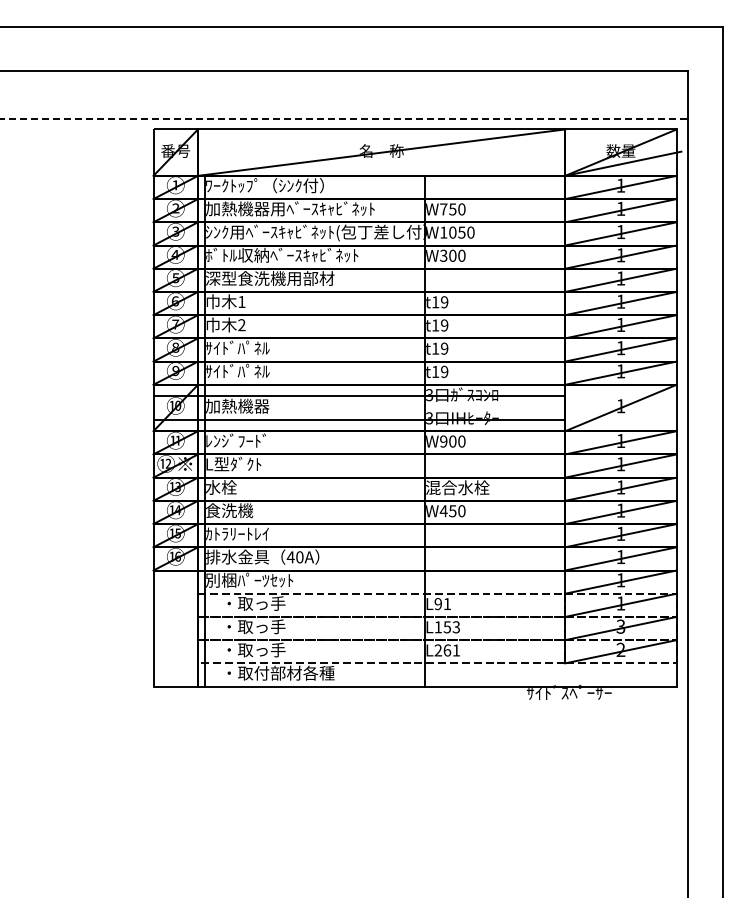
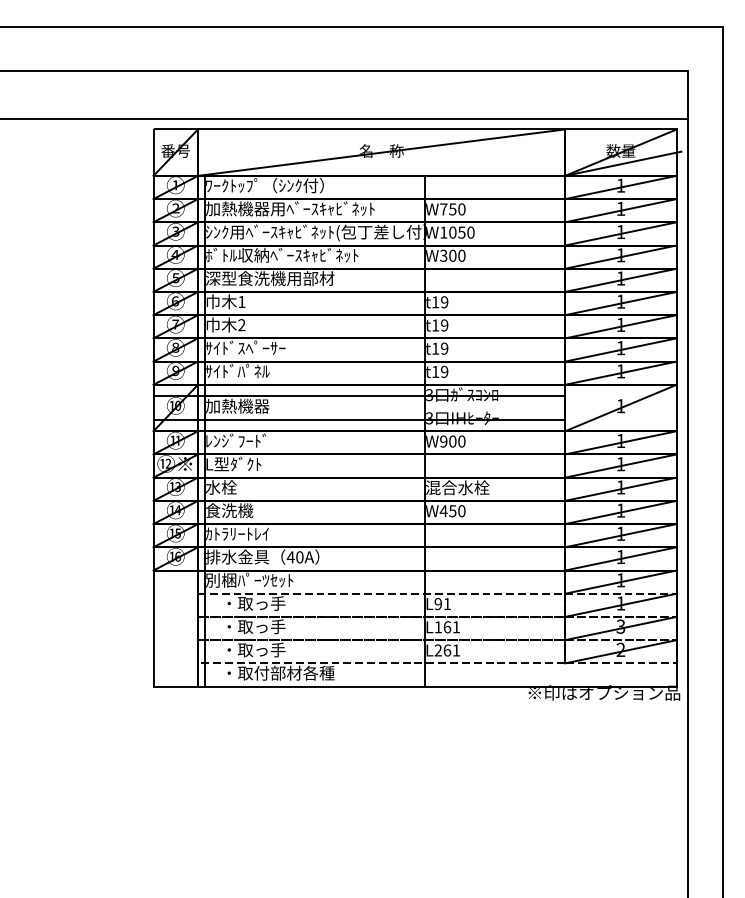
line: dashed -> solid (344, 118)
text: ｻｲﾄﾞﾊﾟﾈﾙ -> ｻｲﾄﾞｽﾍﾟｰｻｰ (261, 347)
text: L153 -> L161 (451, 627)
text: ｻｲﾄﾞｽﾍﾟｰｻｰ -> ※印はオプション品 (603, 692)
